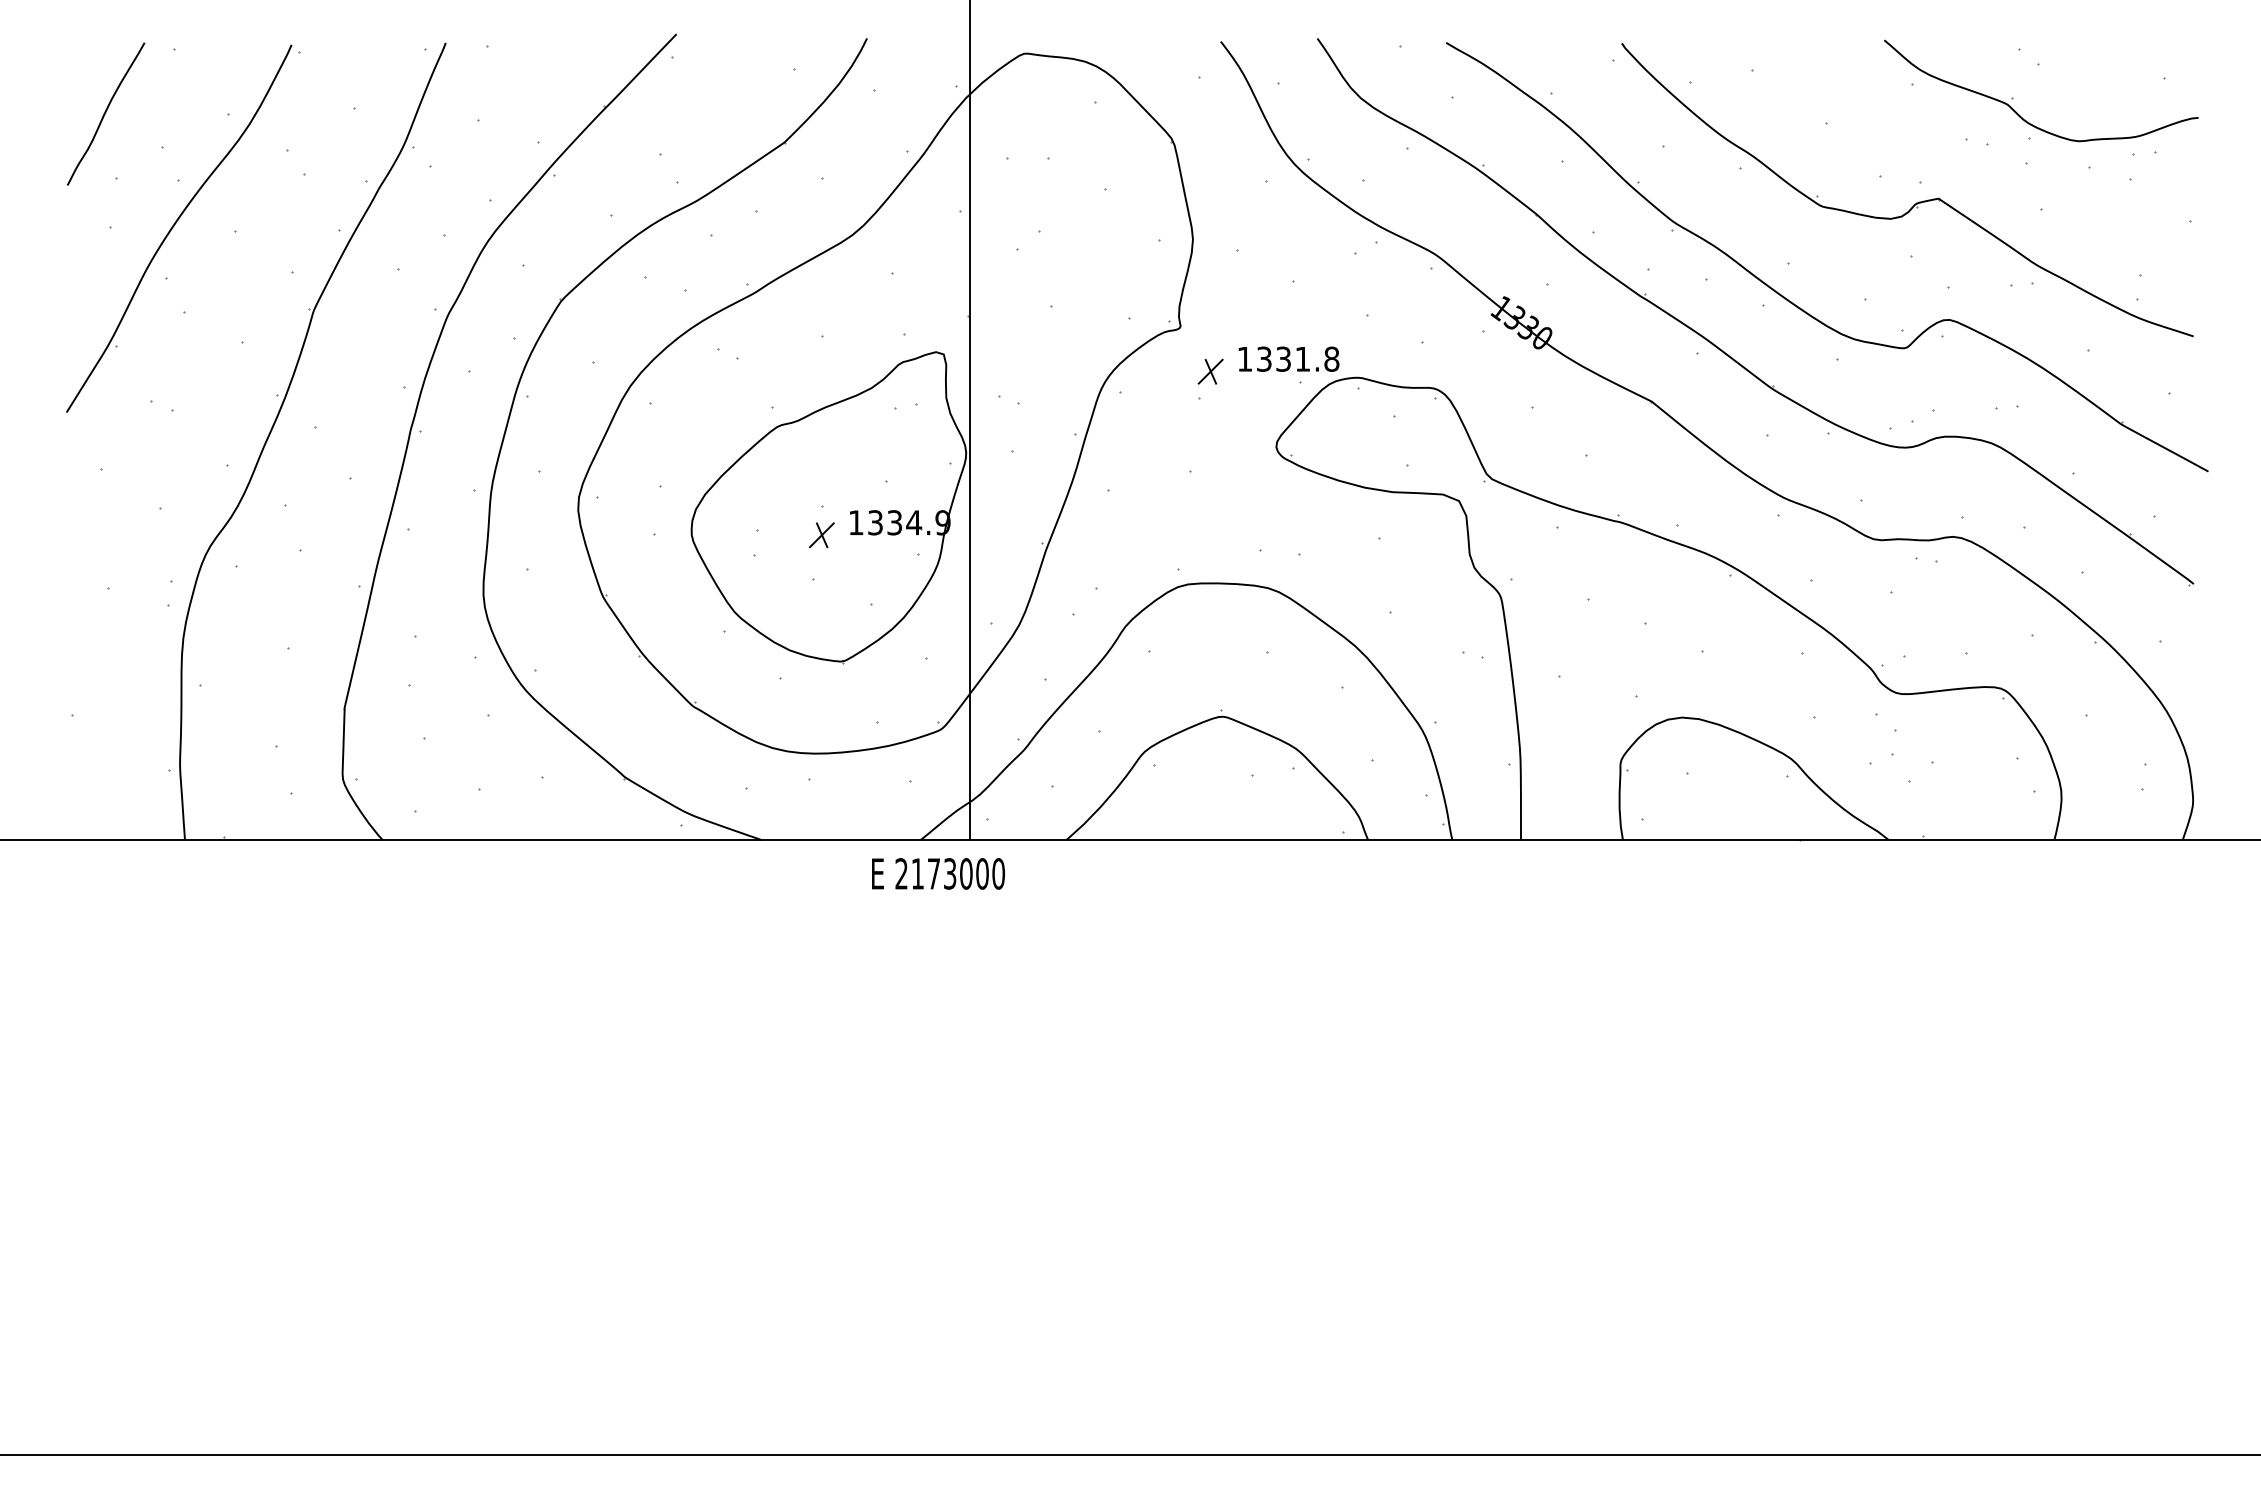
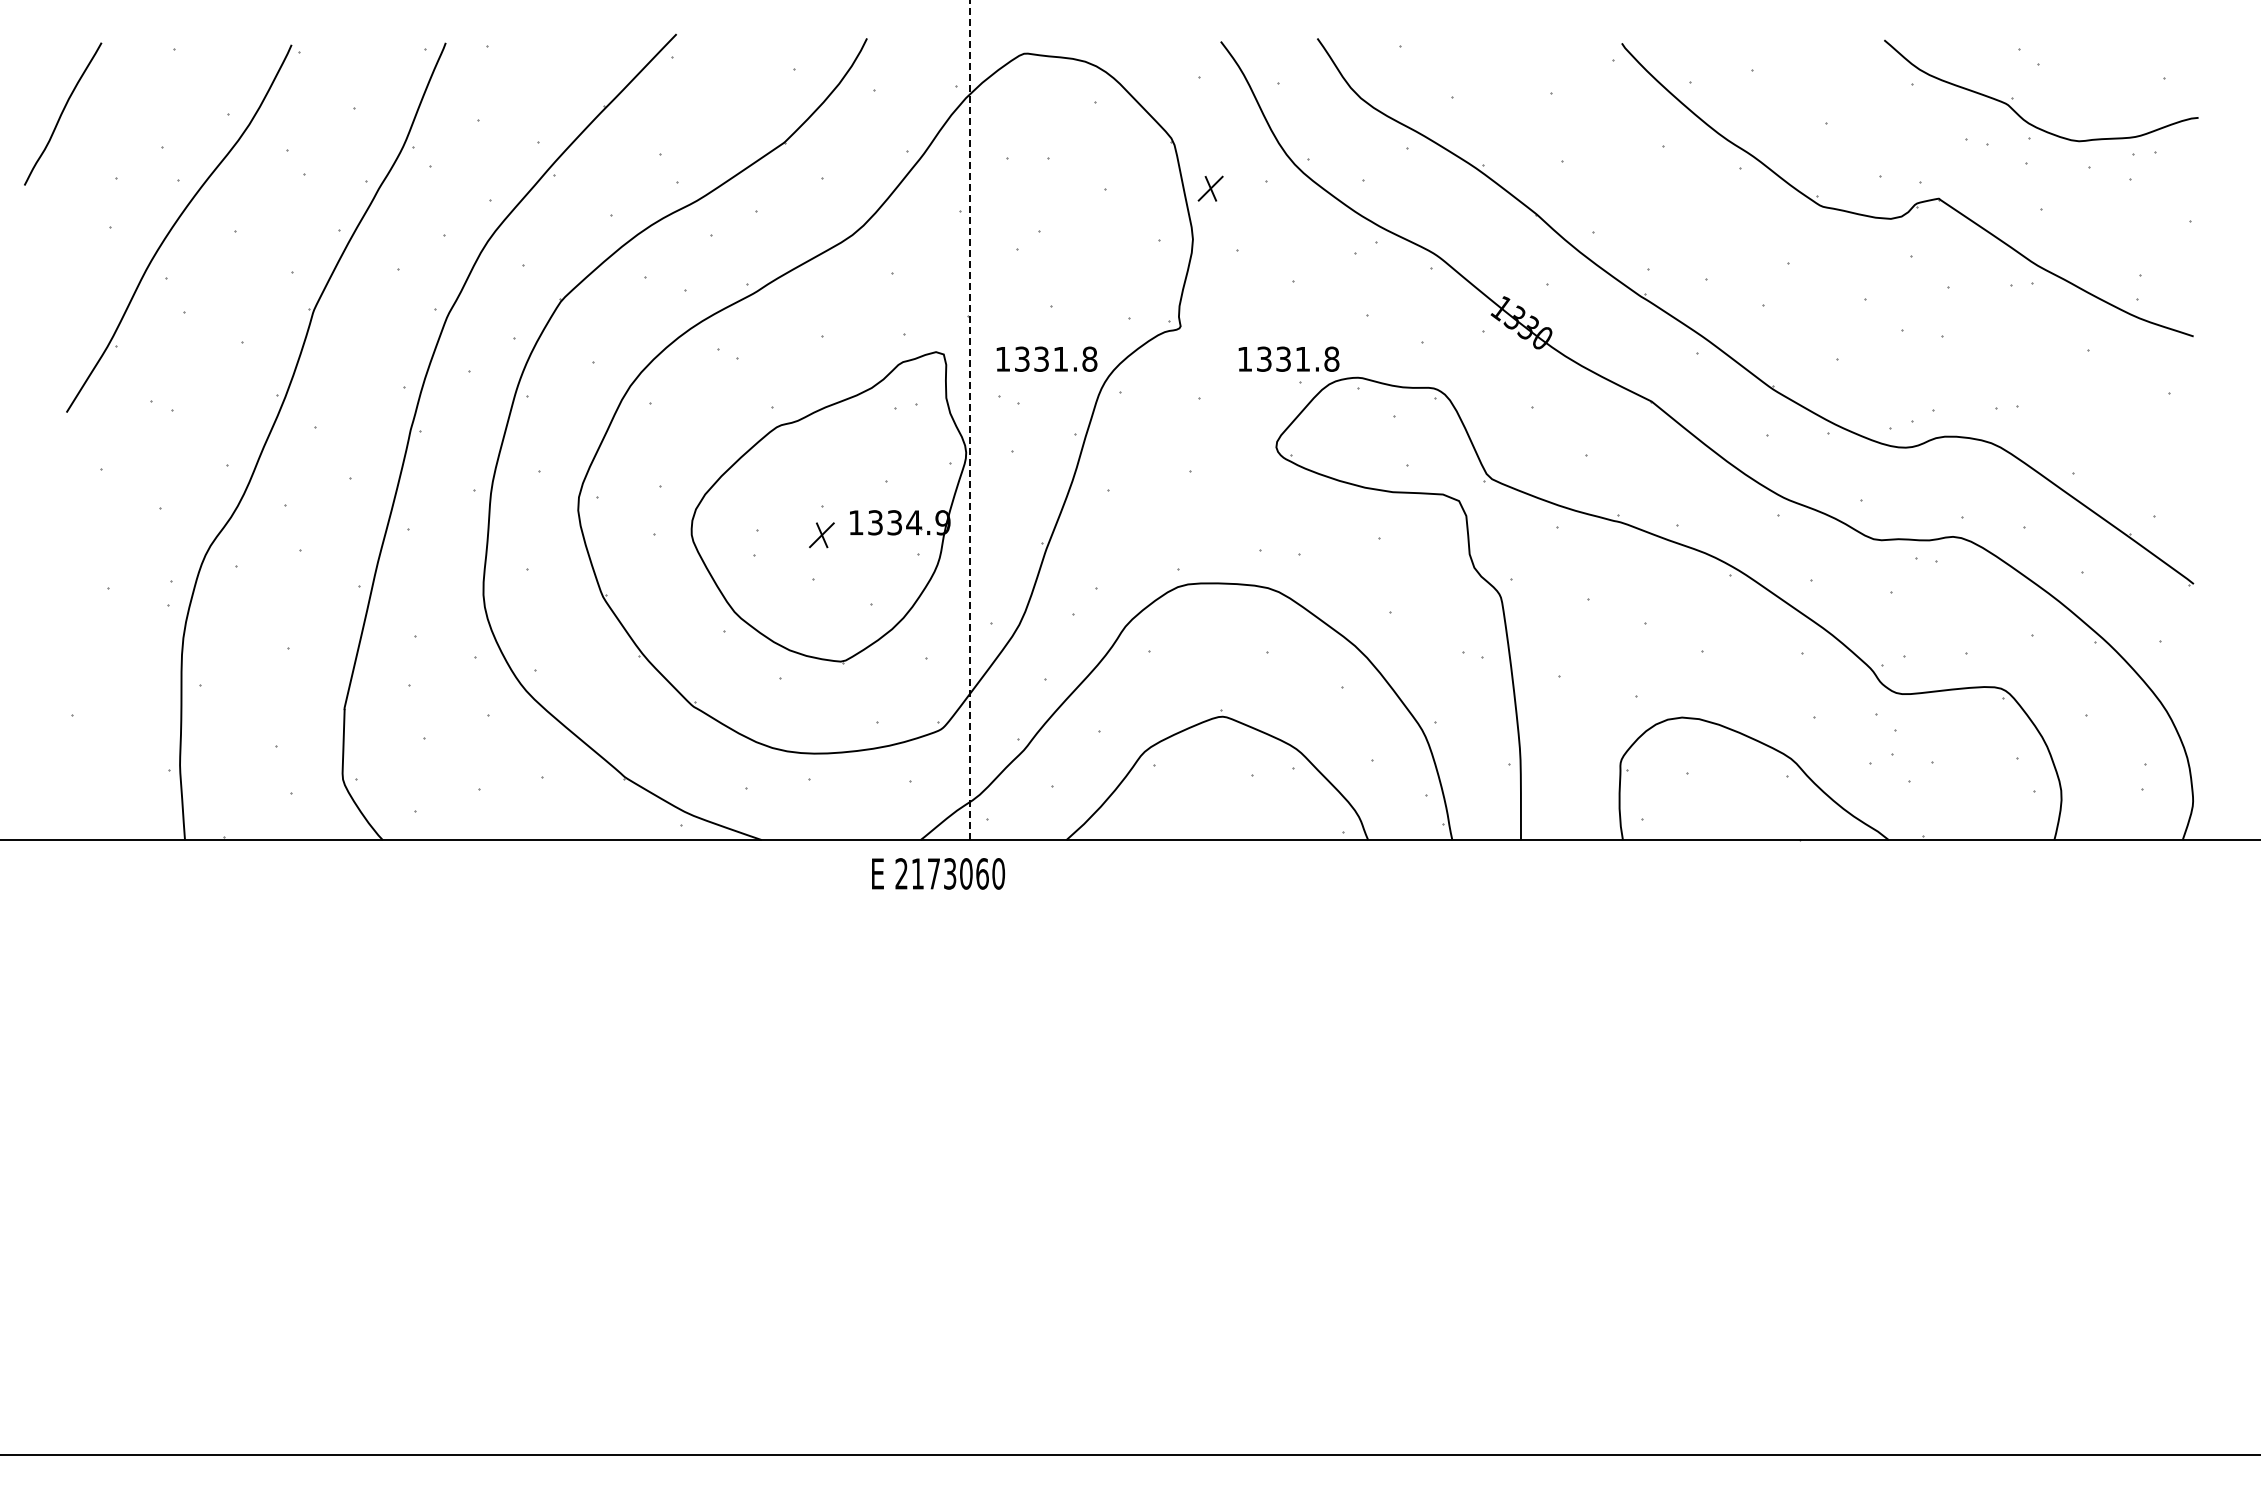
curve position: (106, 112) -> (63, 112) (63, 112)
part: present -> none (1797, 305)
part: none -> present (1046, 358)
part position: (1210, 371) -> (1210, 188) (1210, 188)
line: solid -> dashed (970, 419)
text: 2173000 -> 2173060 (982, 873)
